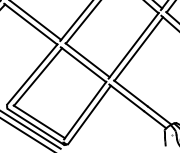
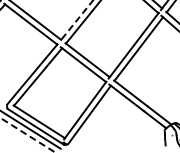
line: solid -> dashed (76, 20)
line: solid -> dashed (27, 135)
